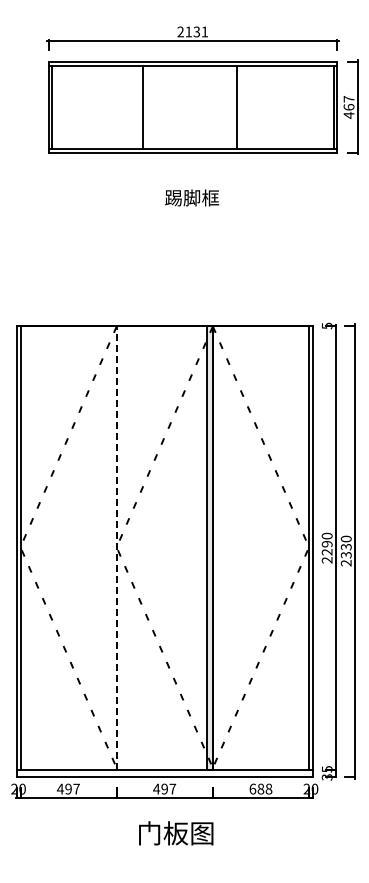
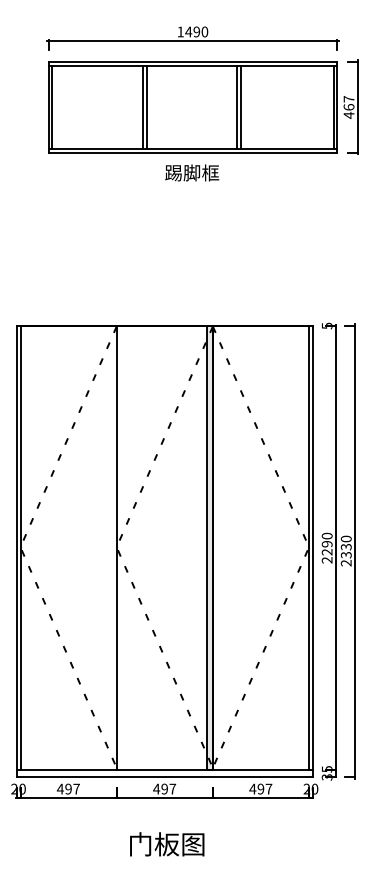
text: 2131 -> 1490 (192, 31)
line: none -> present (146, 107)
line: none -> present (240, 107)
text position: (192, 197) -> (192, 172) (192, 172)
line: dashed -> solid (116, 548)
text: 688 -> 497 (260, 788)
text position: (176, 833) -> (167, 844) (167, 844)
